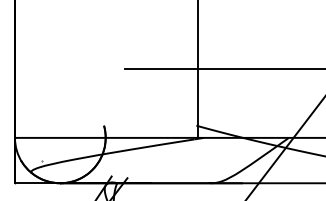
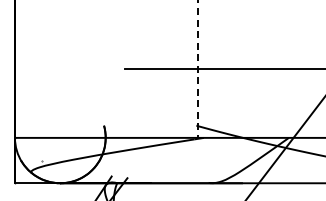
line: solid -> dashed (197, 69)
